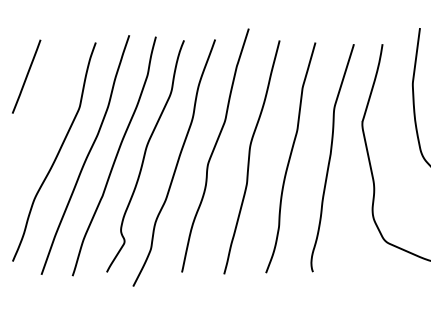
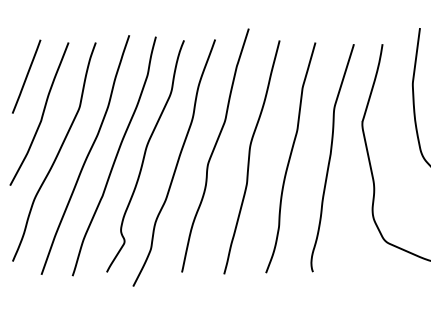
curve: none -> present (41, 115)
